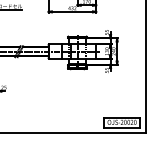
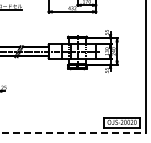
line: solid -> dashed (73, 133)
